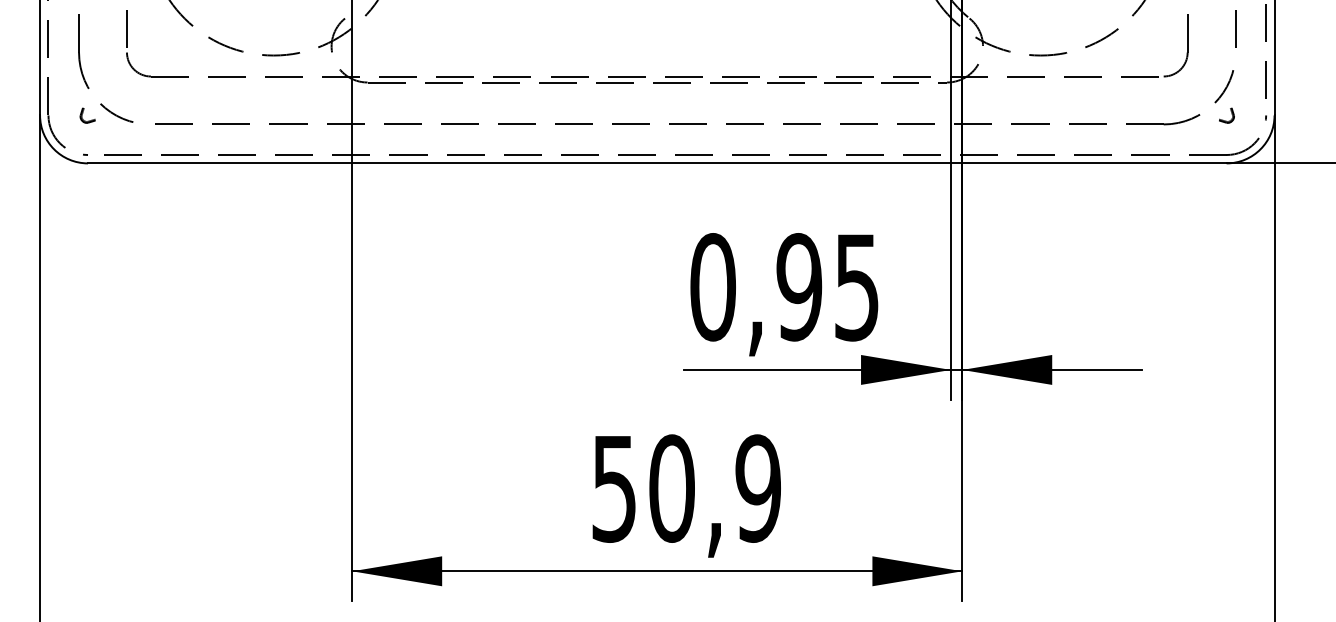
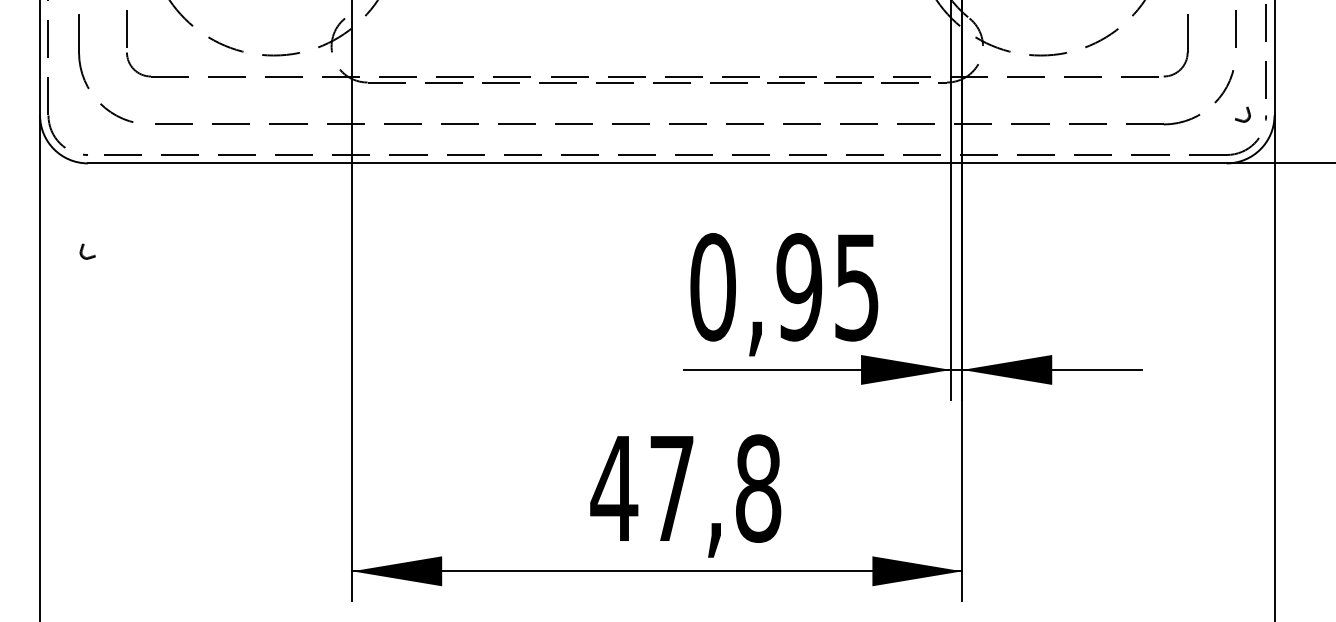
part position: (87, 115) -> (87, 251) (87, 251)
part position: (1226, 115) -> (1242, 114) (1242, 114)
text: 50,9 -> 47,8 (685, 488)
